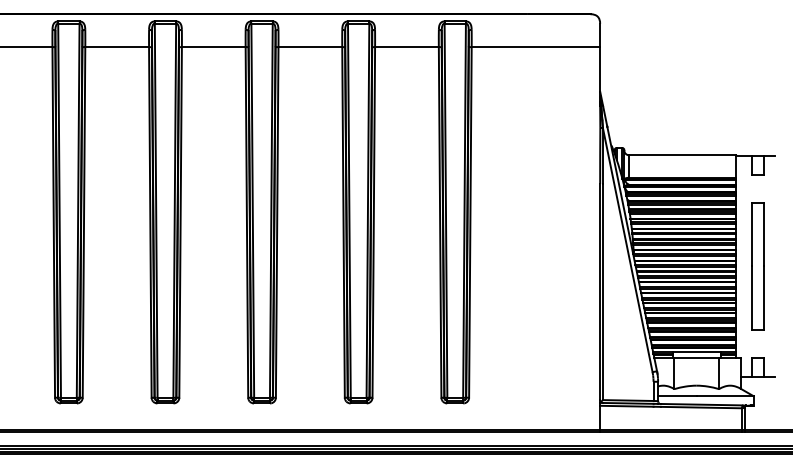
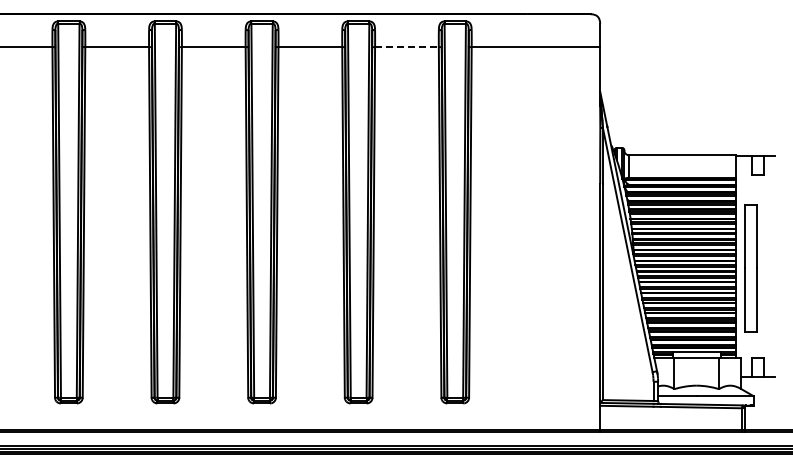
line: solid -> dashed (406, 47)
part position: (757, 266) -> (750, 268) (750, 268)
